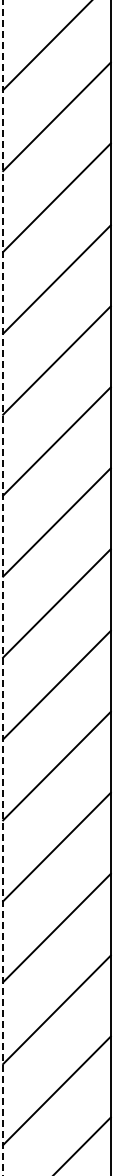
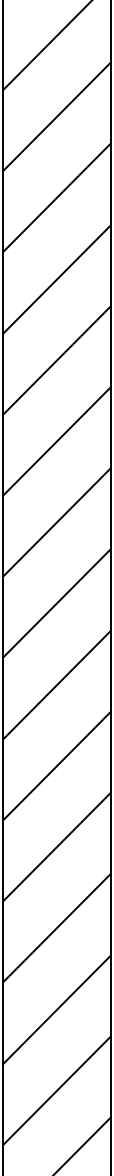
line: dashed -> solid (3, 588)
